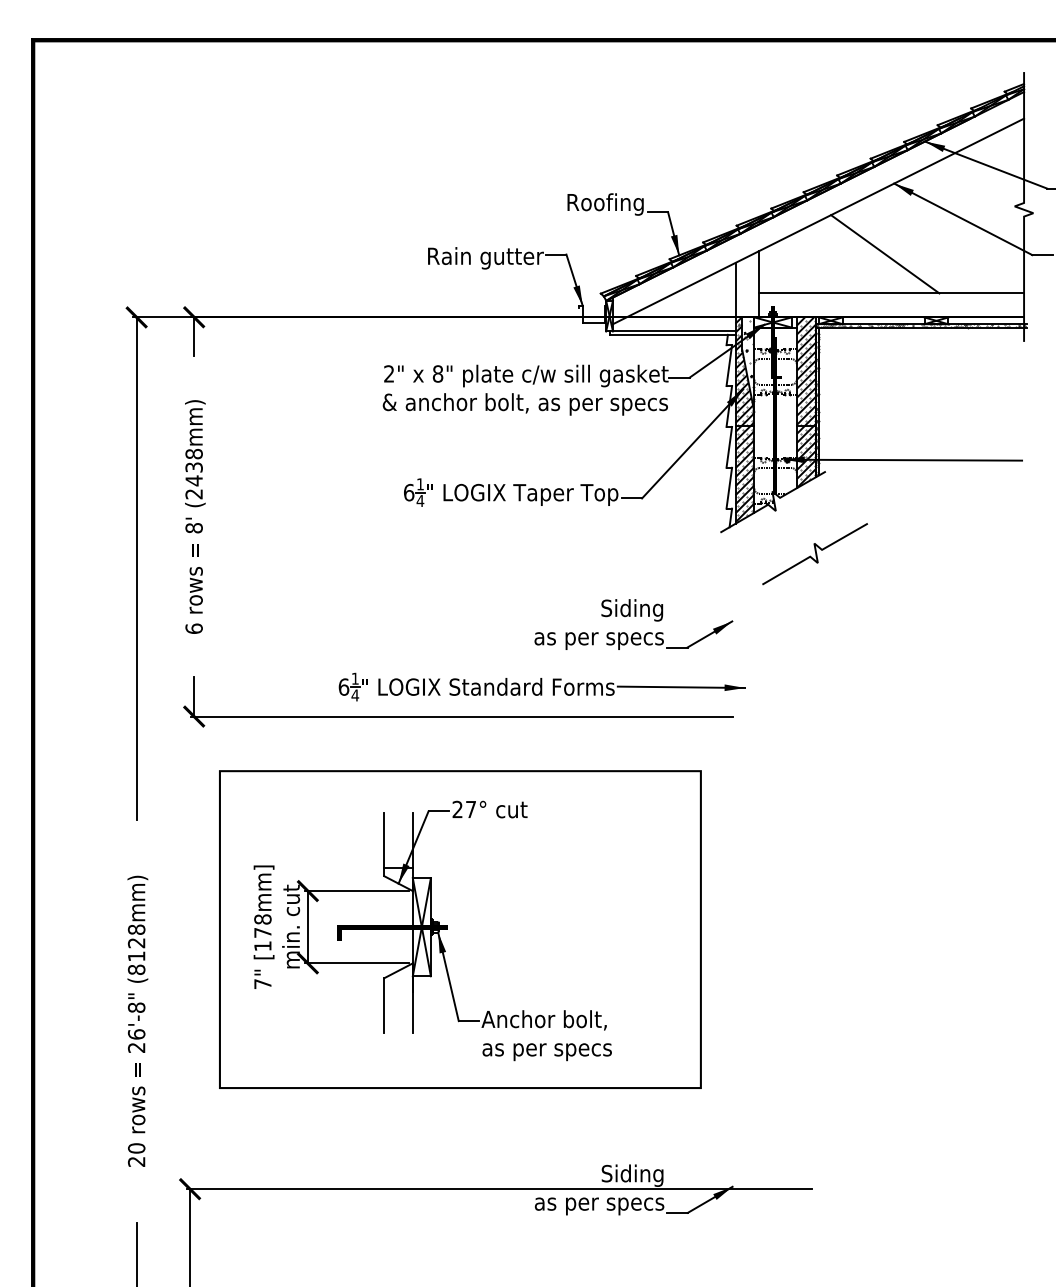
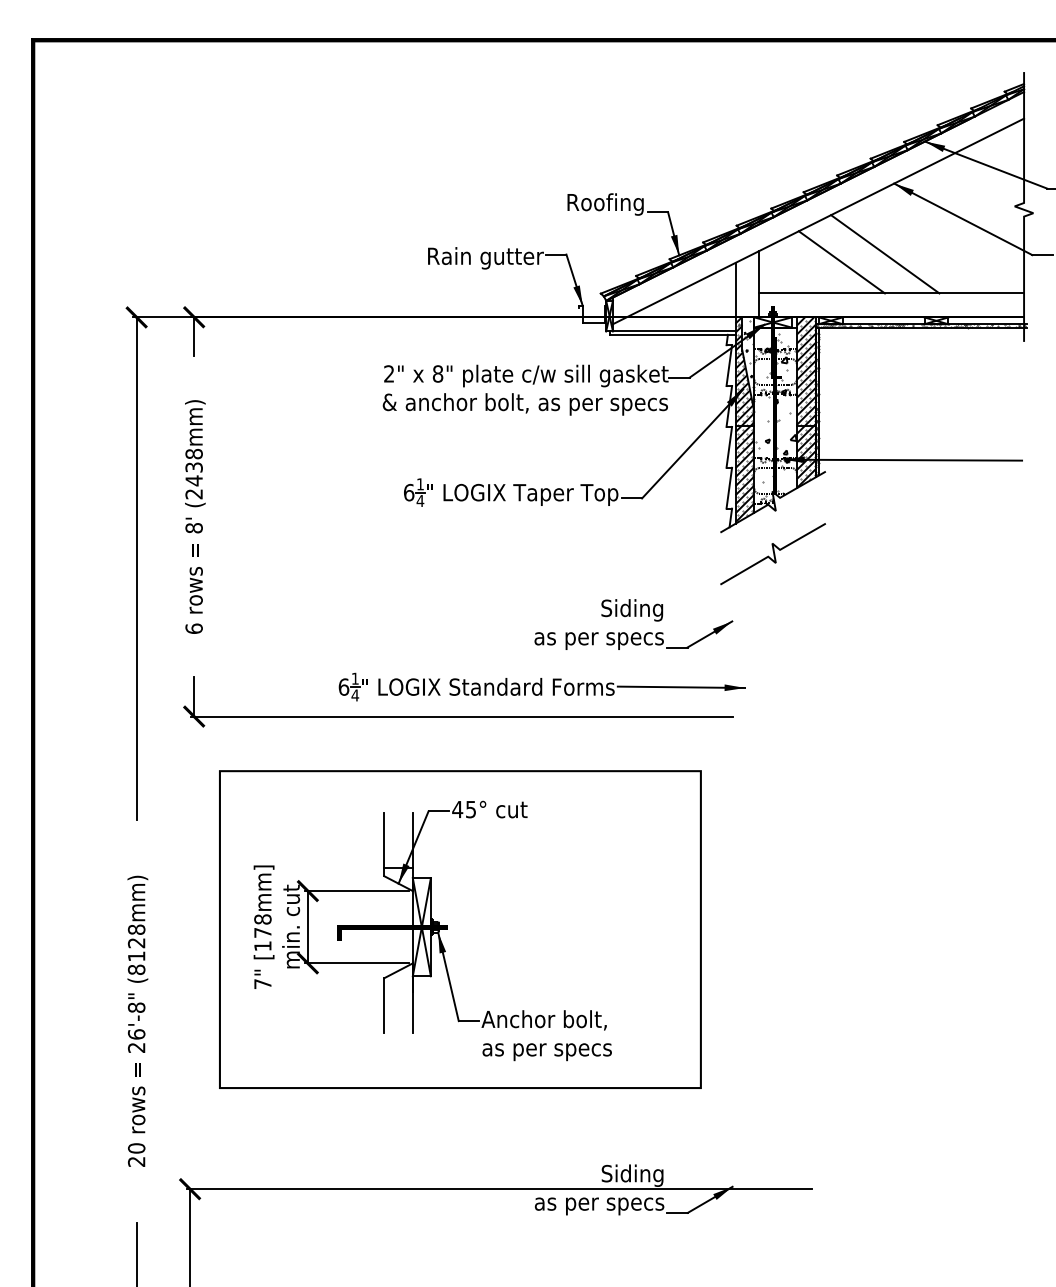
line: none -> present (841, 262)
hatch: none -> present (775, 415)
curve position: (815, 554) -> (773, 554) (773, 554)
text: 27° -> 45° (463, 809)
